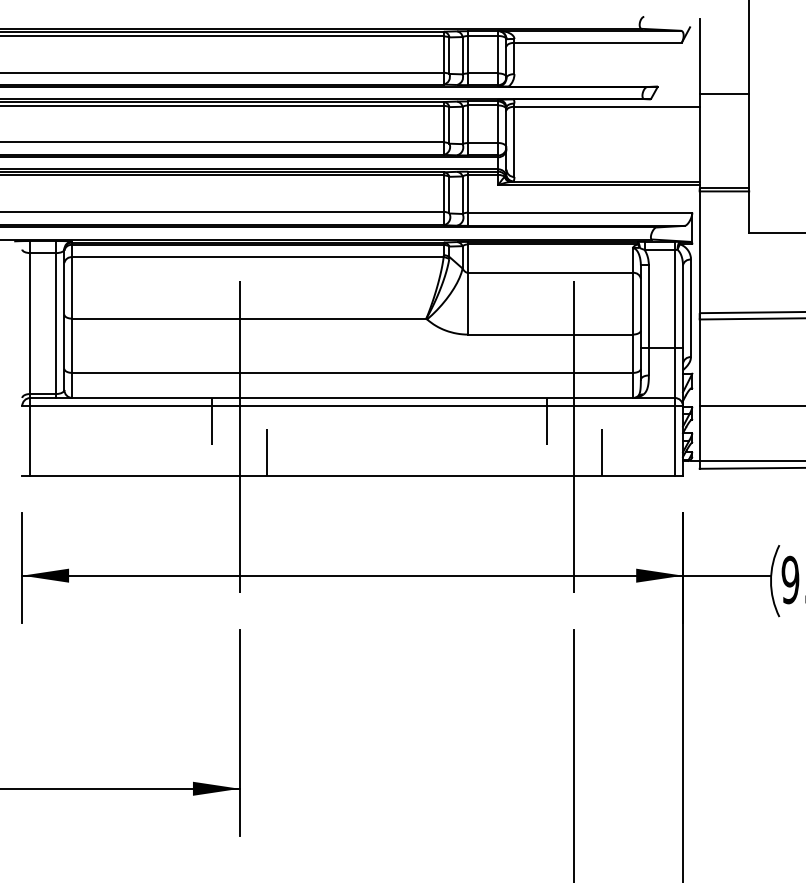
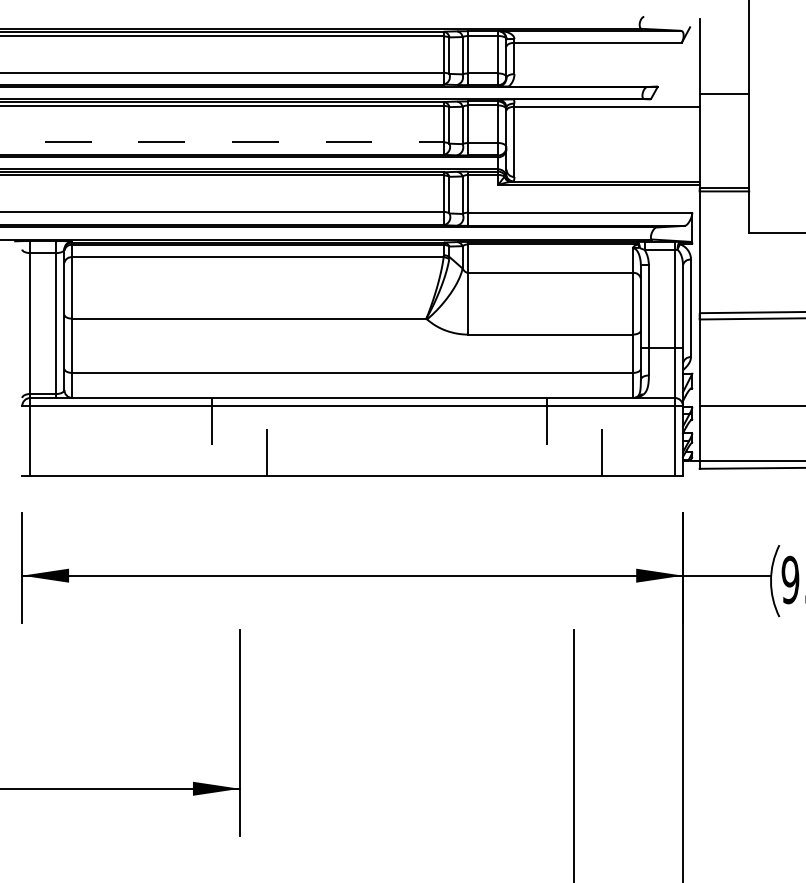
line: solid -> dashed (222, 142)
line: present -> none (239, 436)
line: present -> none (574, 436)
